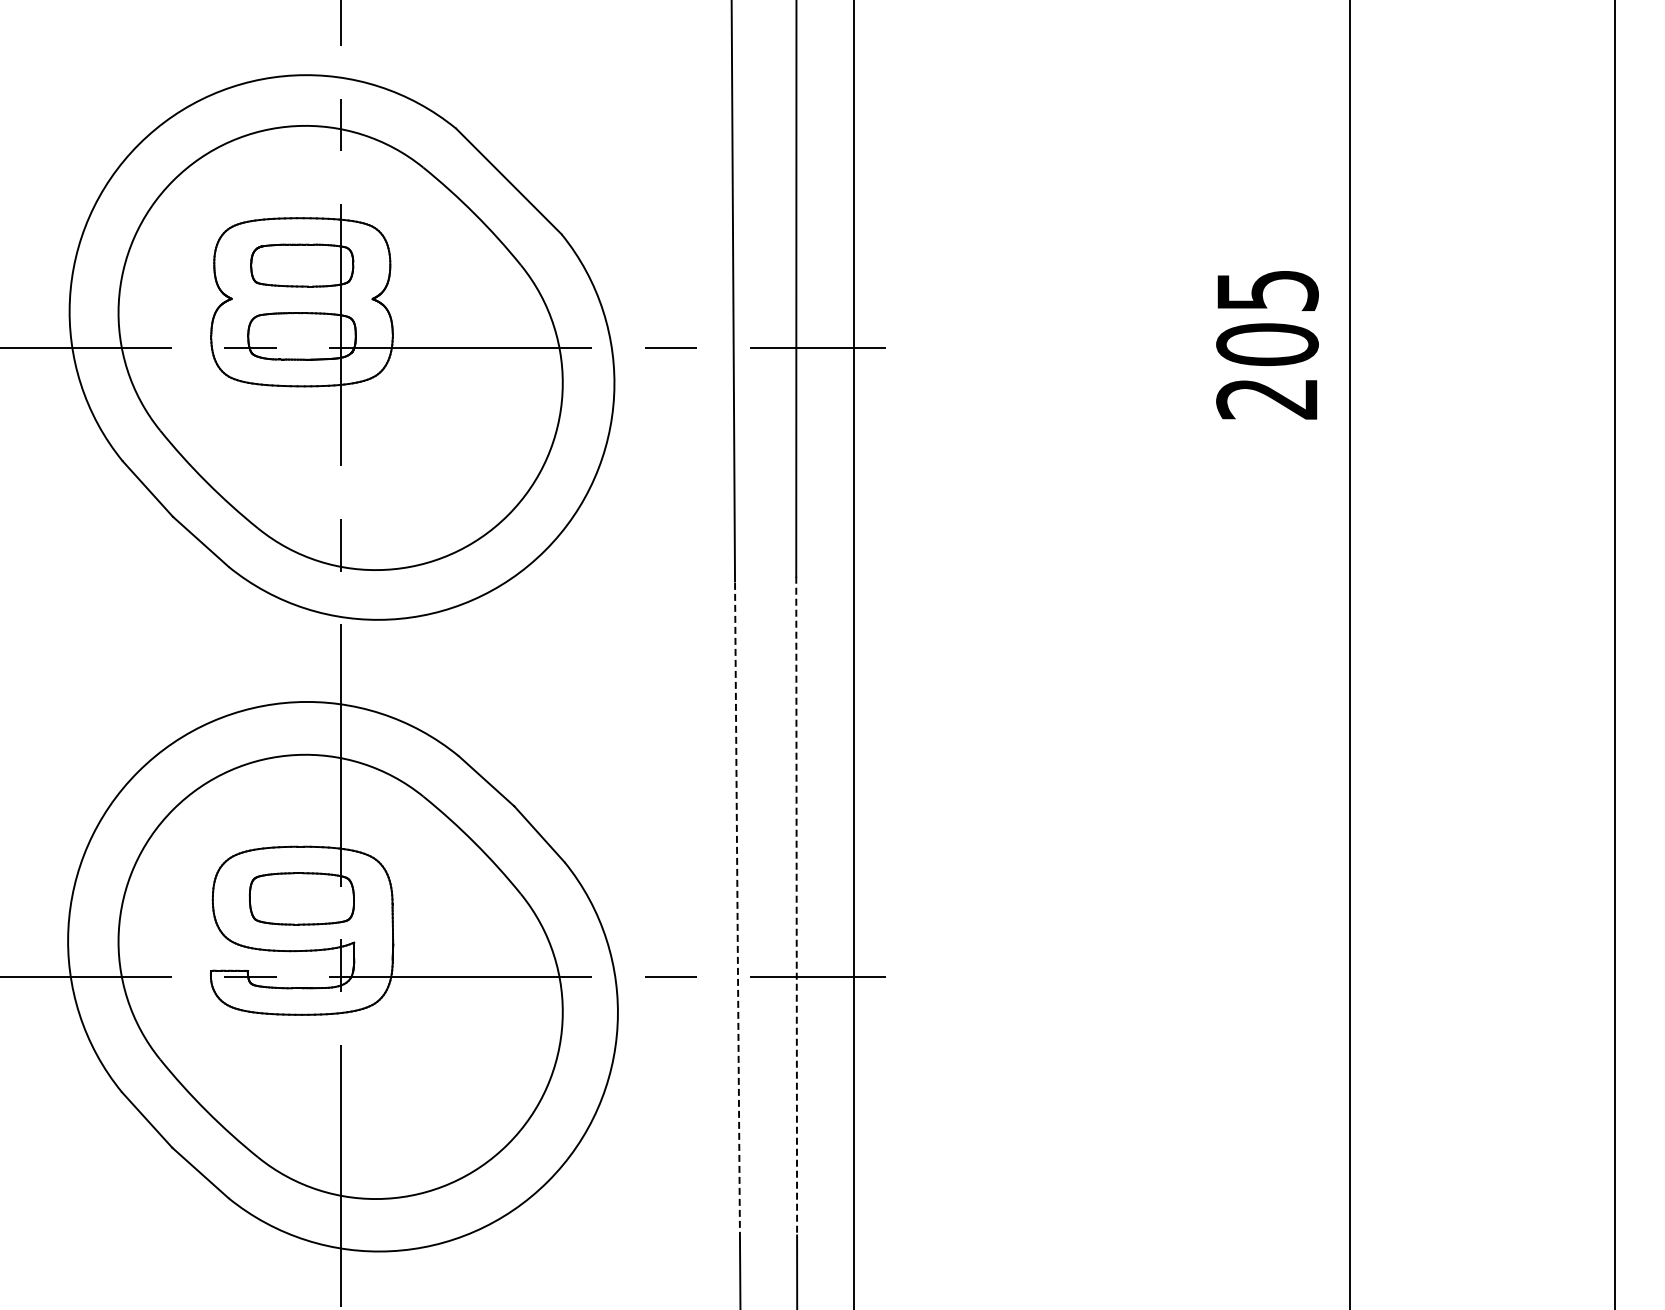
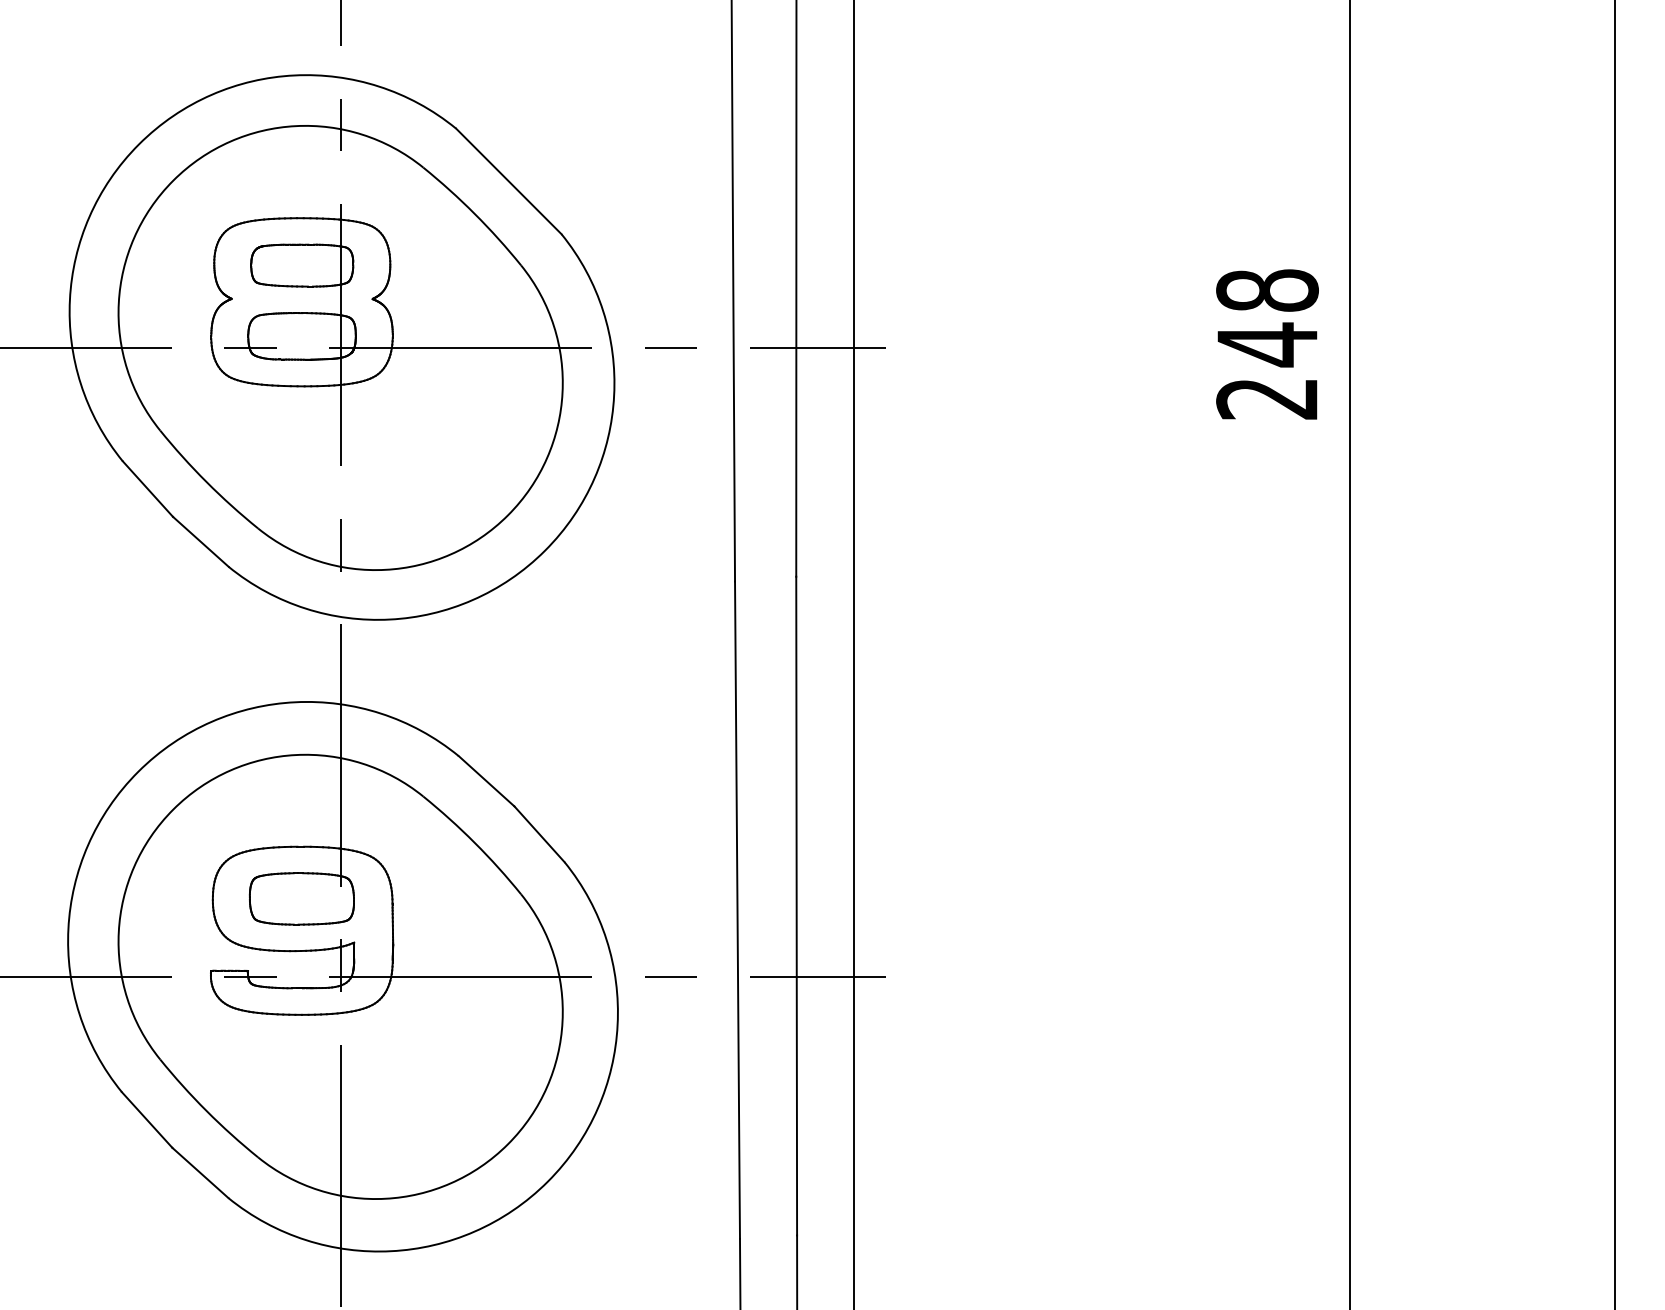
text: 205 -> 248 (1267, 318)
line: dashed -> solid (796, 906)
line: dashed -> solid (737, 910)
